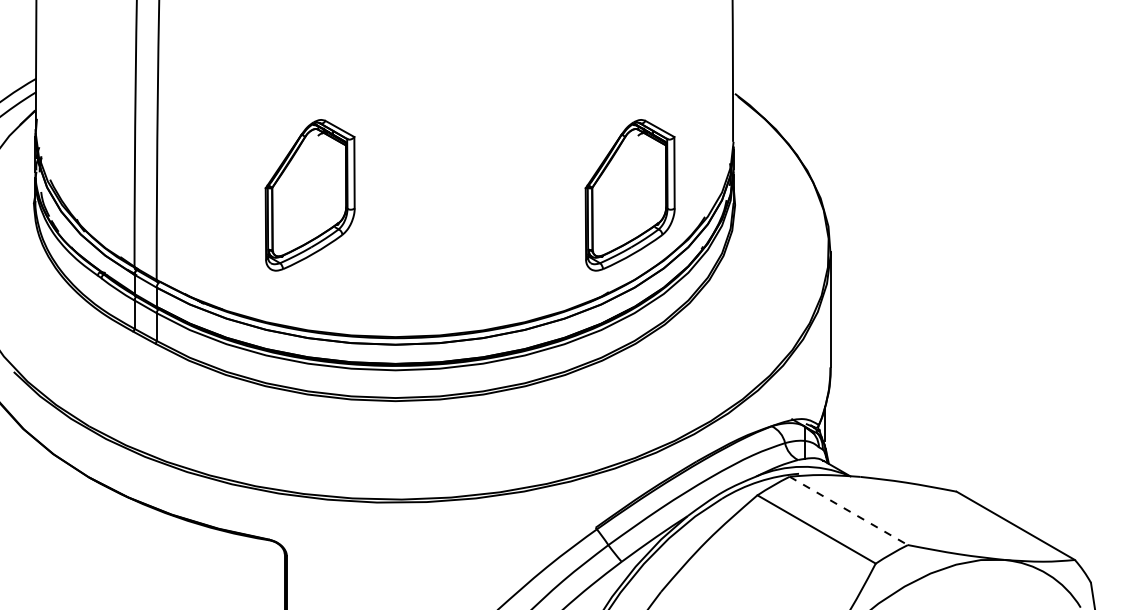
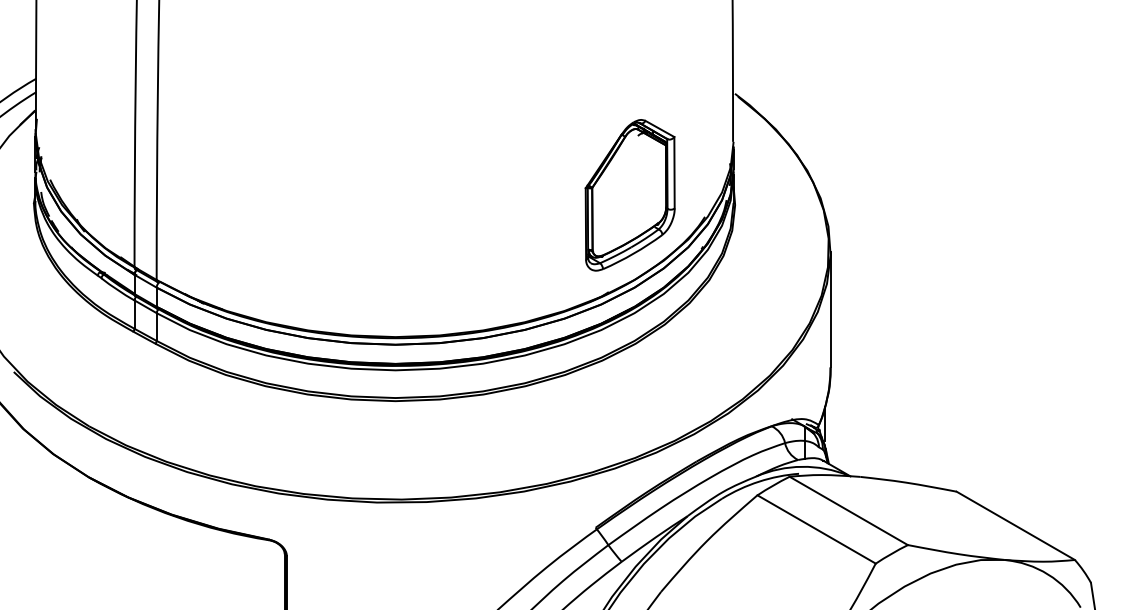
part: present -> none (309, 195)
line: dashed -> solid (849, 511)
